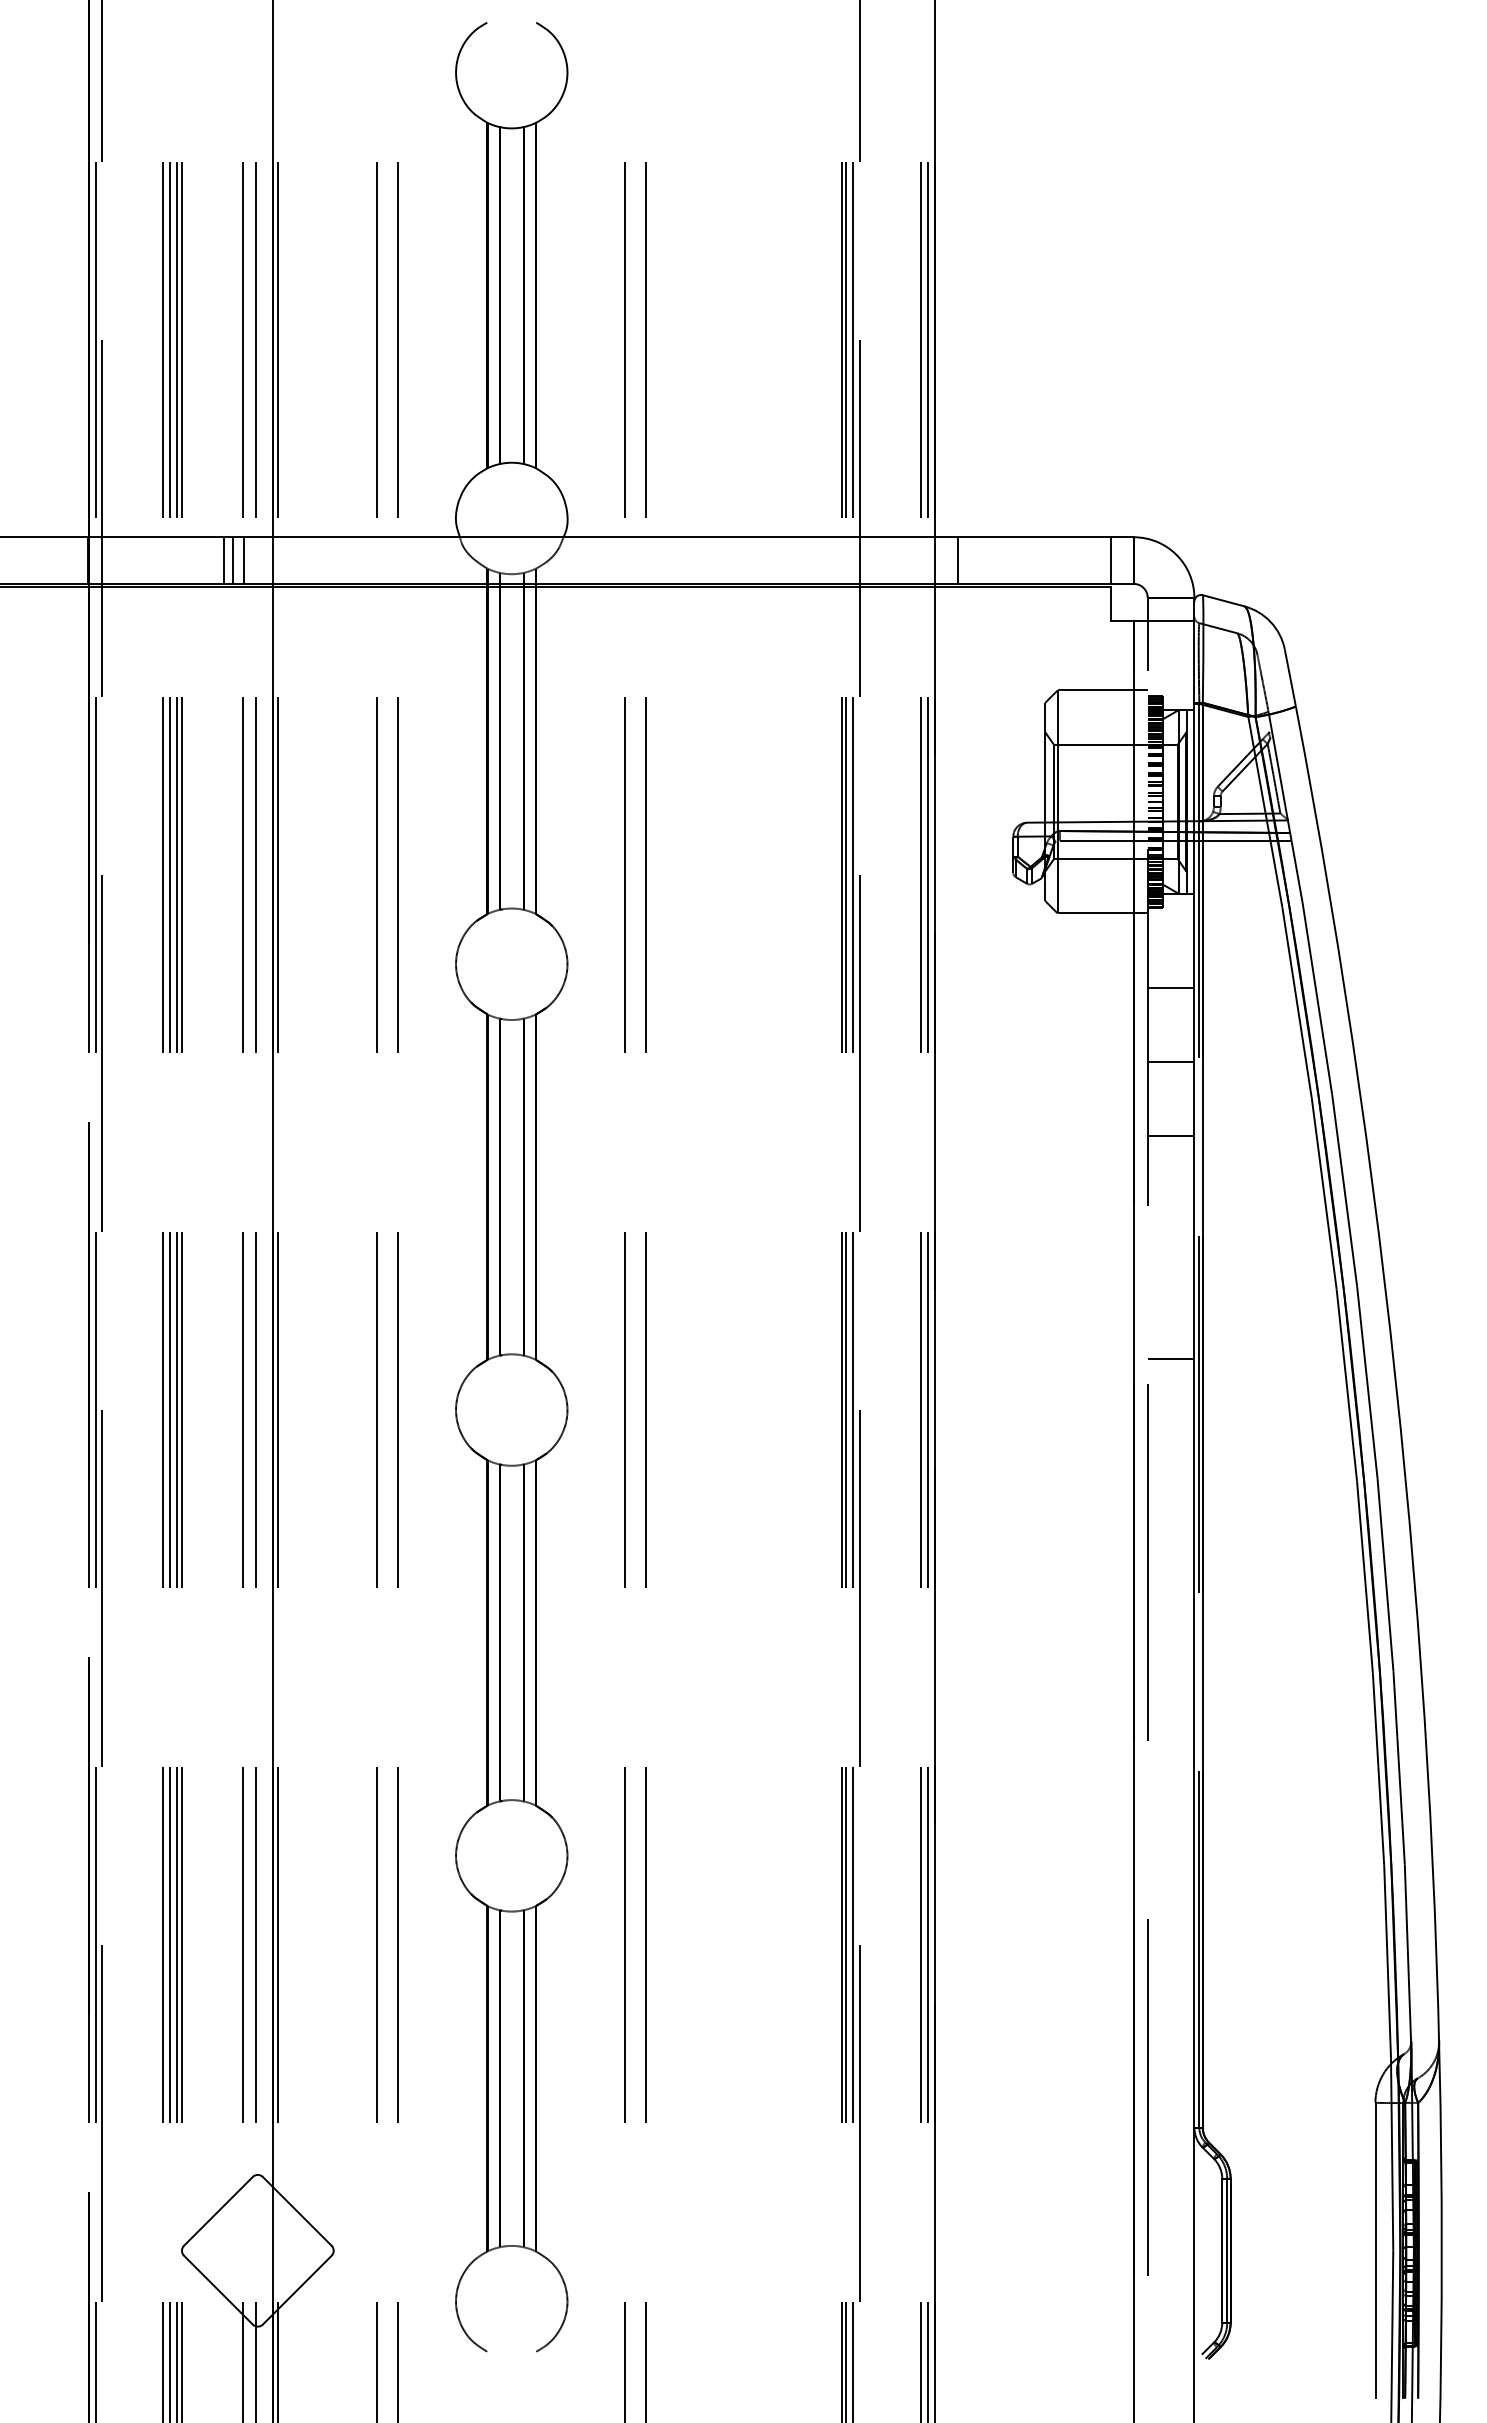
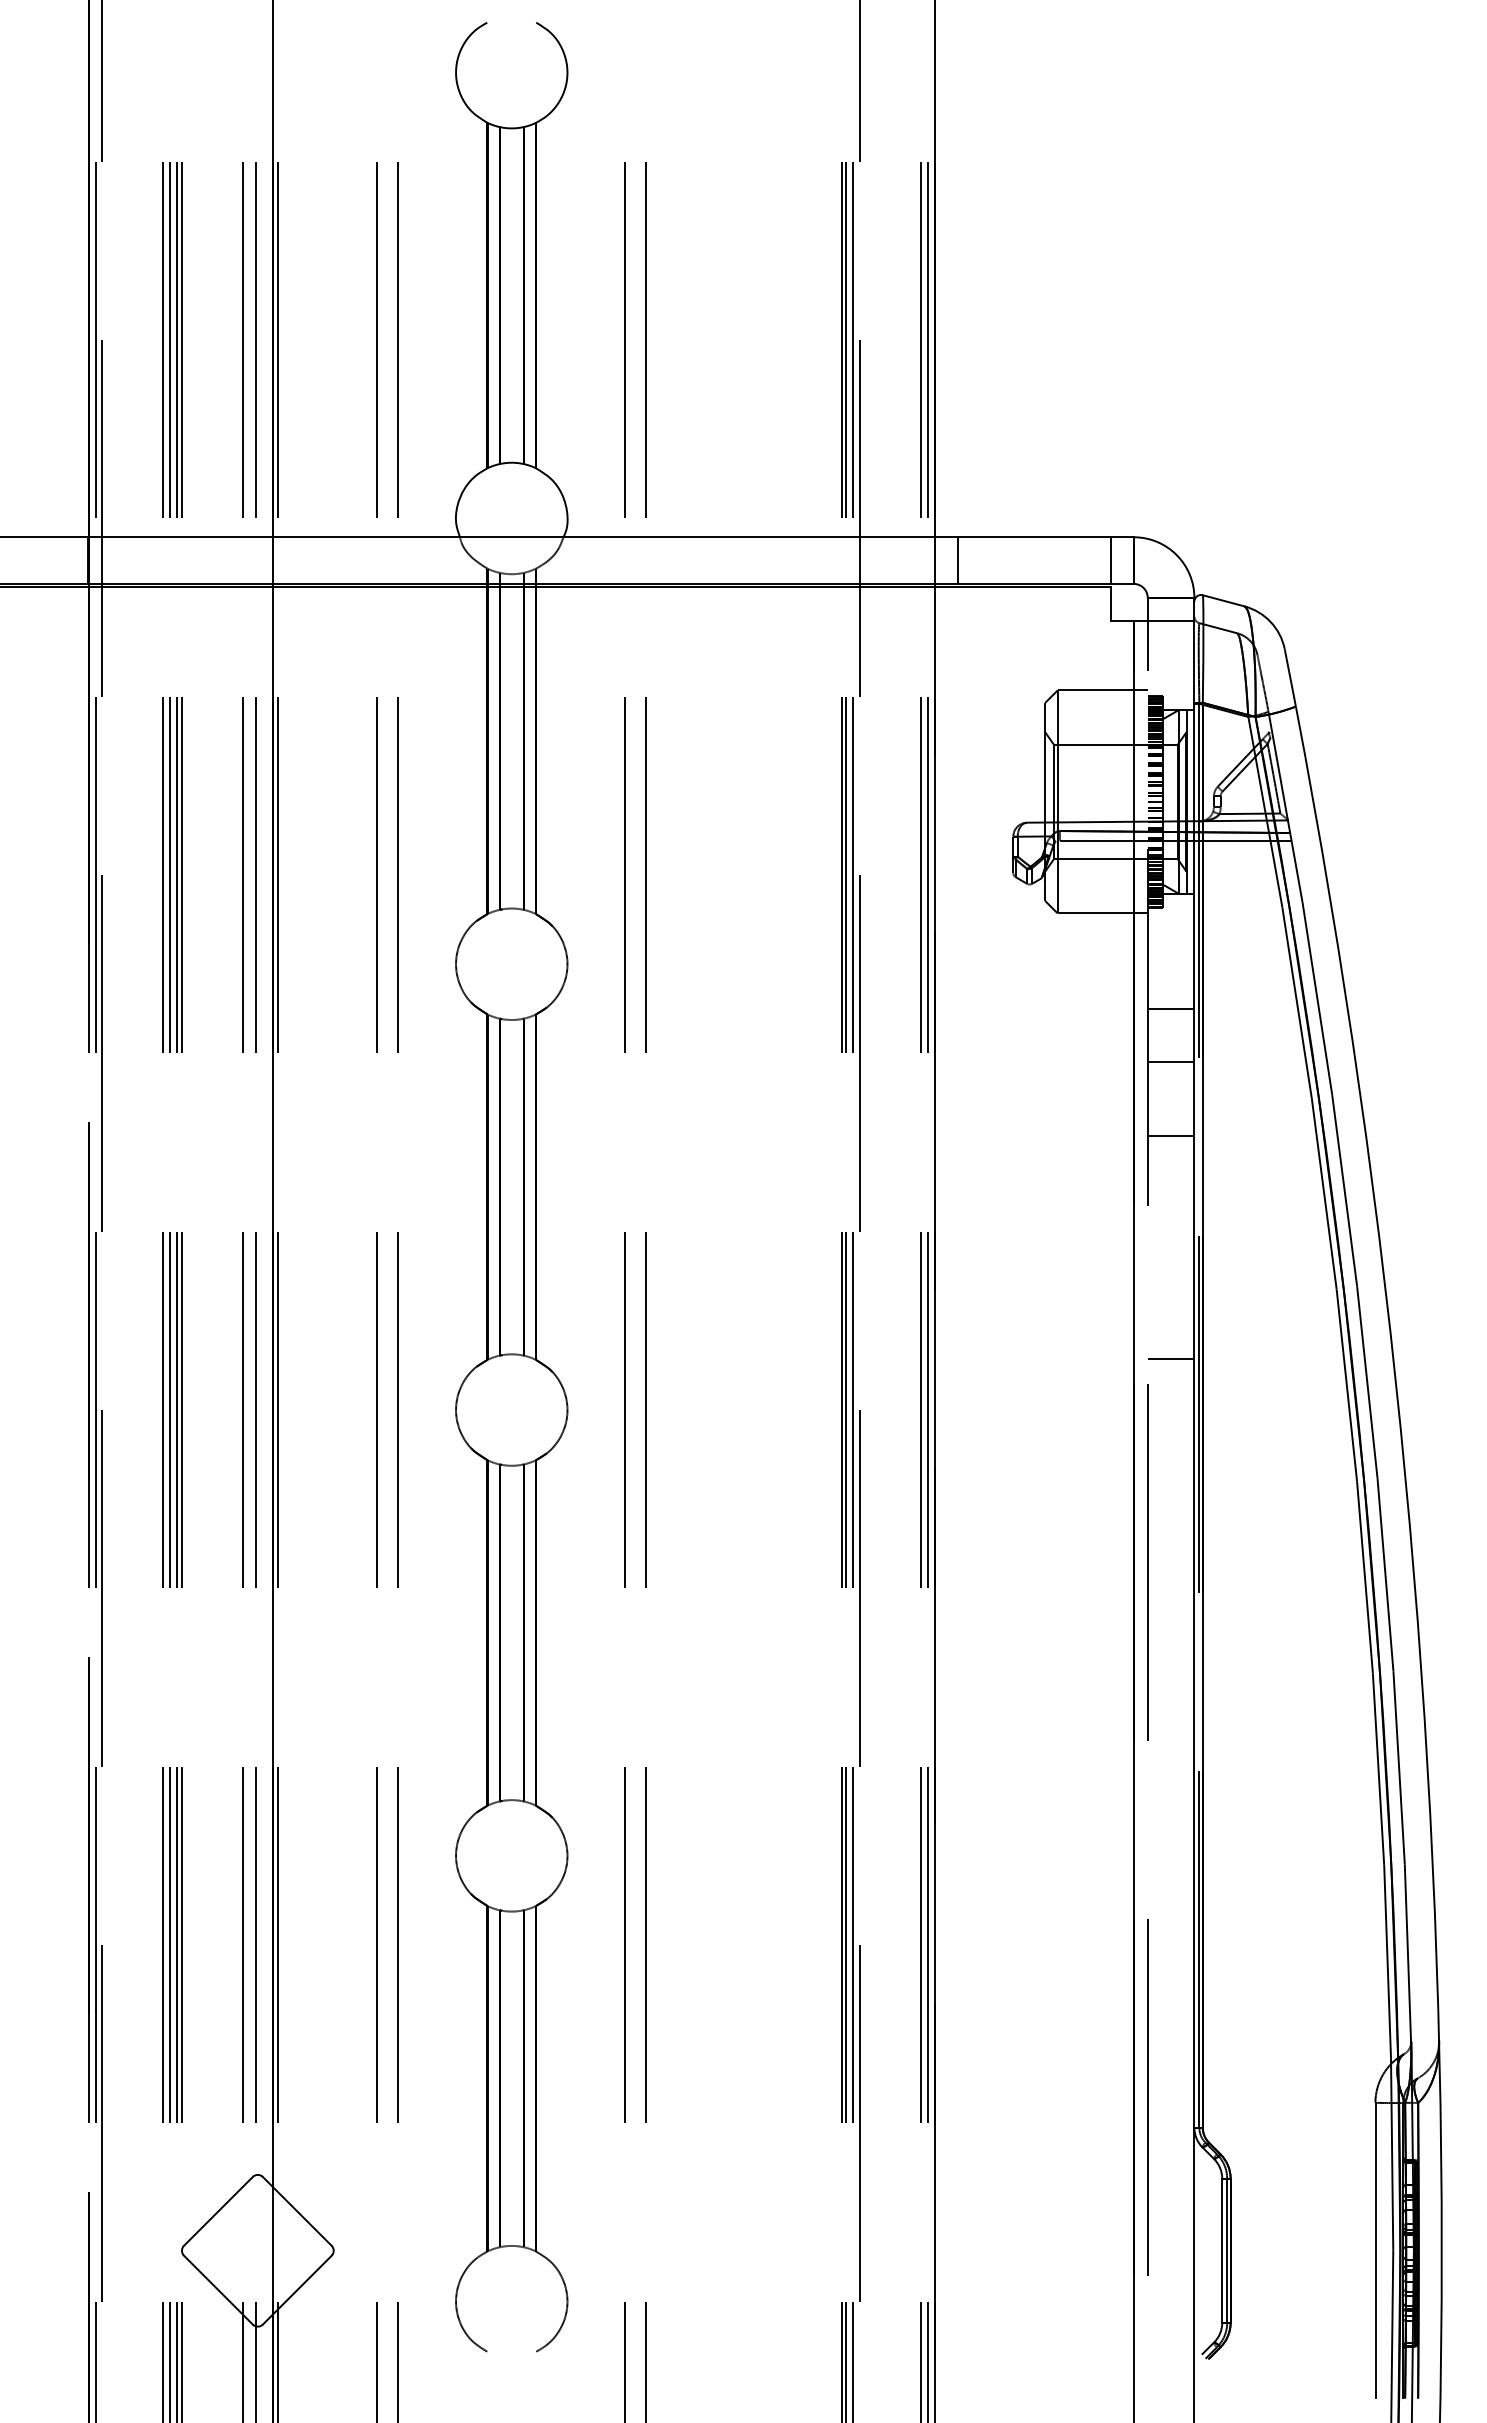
line: present -> none (224, 560)
line: present -> none (233, 560)
line: present -> none (244, 560)
line position: (1170, 988) -> (1170, 1009) (1170, 1009)
